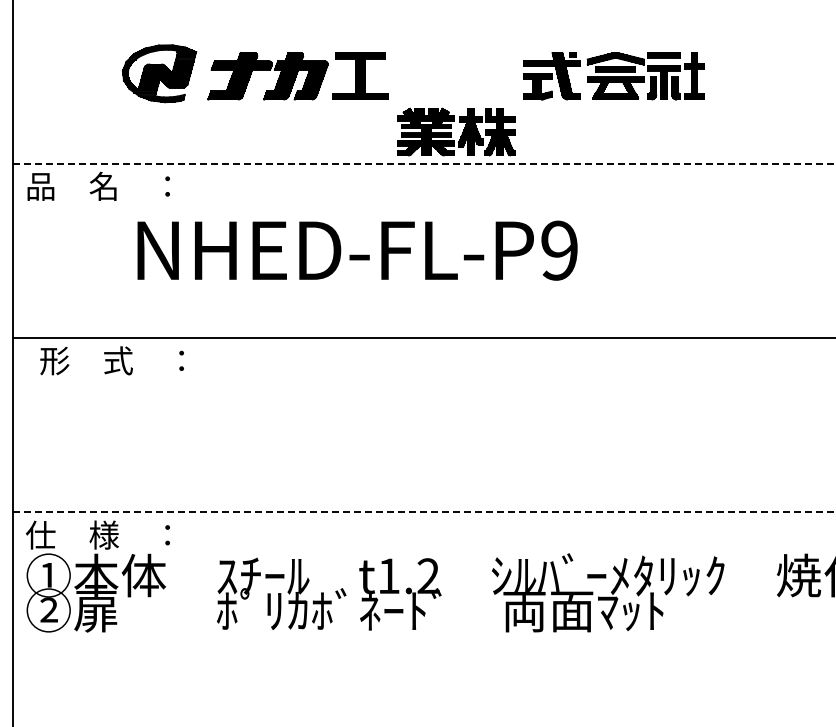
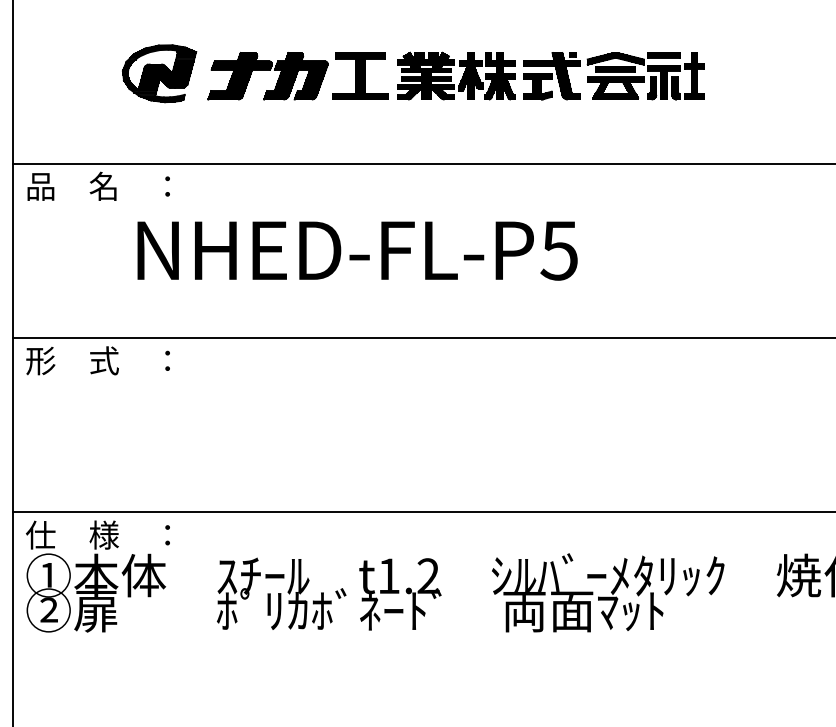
part position: (456, 131) -> (456, 75) (456, 75)
line: dashed -> solid (425, 163)
text: NHED-FL-P9 -> NHED-FL-P5 (558, 250)
text position: (111, 360) -> (97, 360) (97, 360)
line: dashed -> solid (425, 512)
